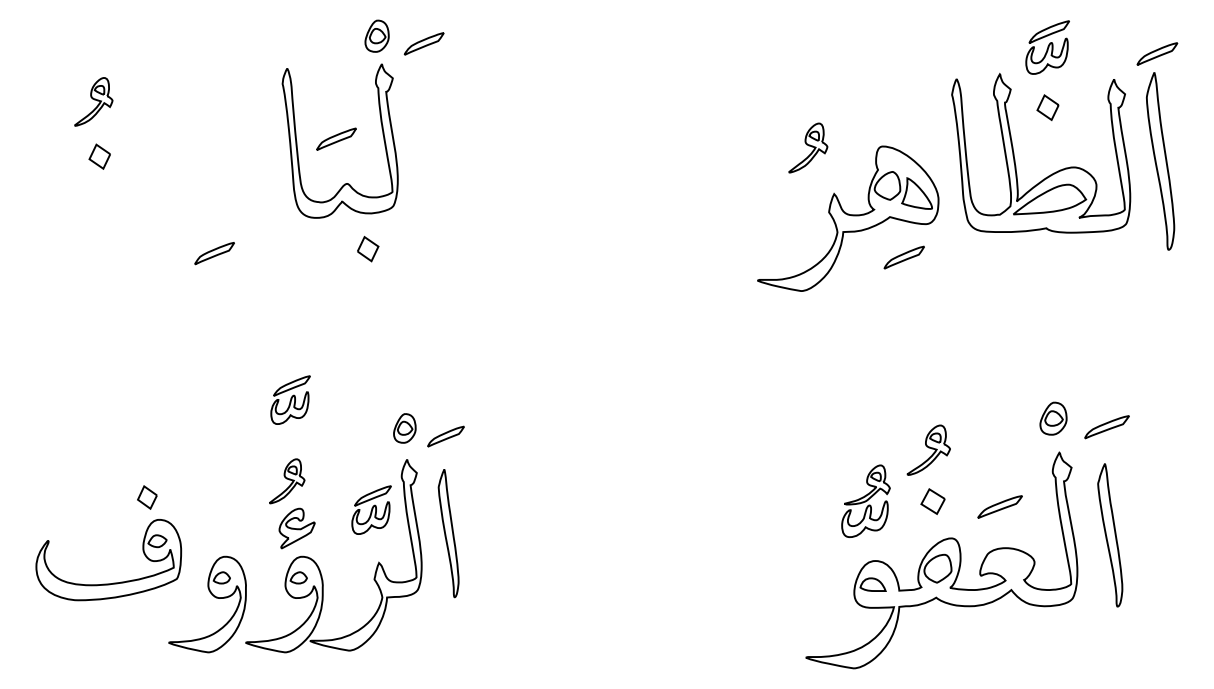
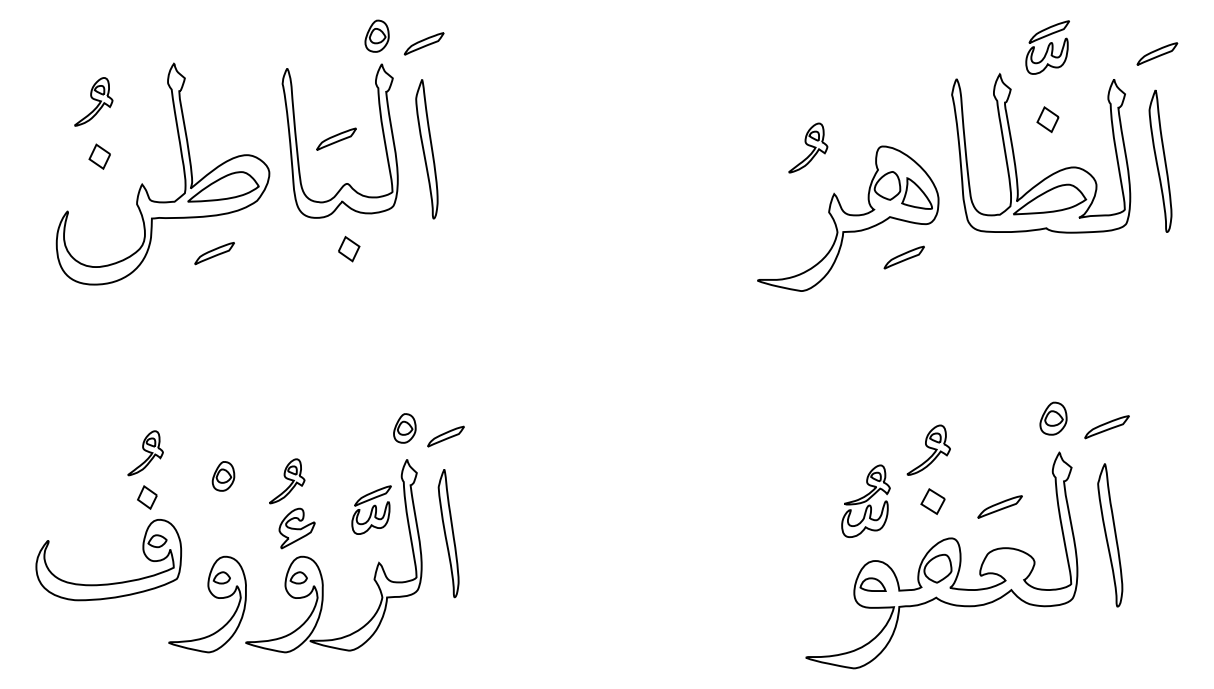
part position: (1047, 107) -> (1047, 119) (1047, 119)
part: none -> present (426, 149)
part size: 30x179 px -> 25x144 px (1160, 160)
part: none -> present (183, 173)
part position: (368, 249) -> (349, 249) (349, 249)
part: present -> none (290, 399)
part: none -> present (145, 453)
part: none -> present (223, 476)
